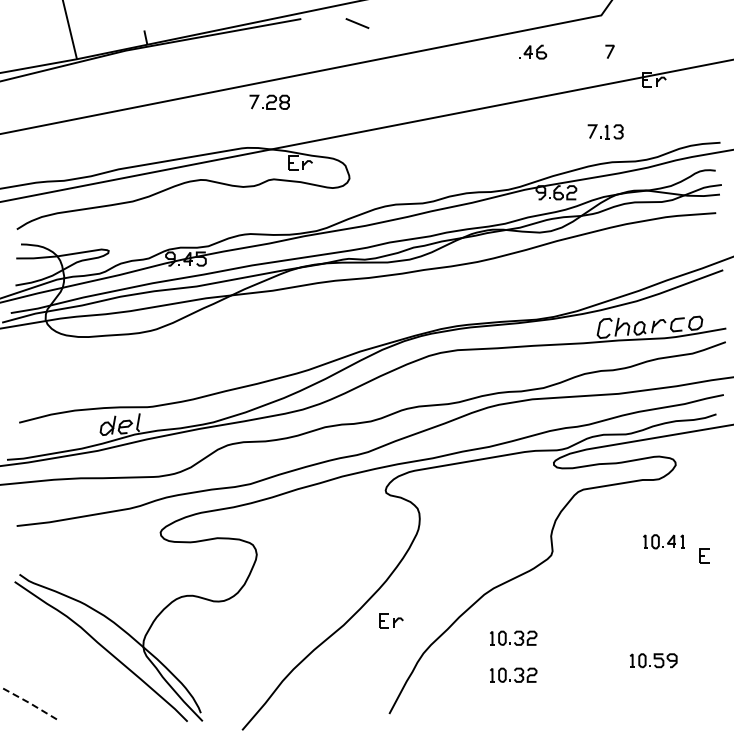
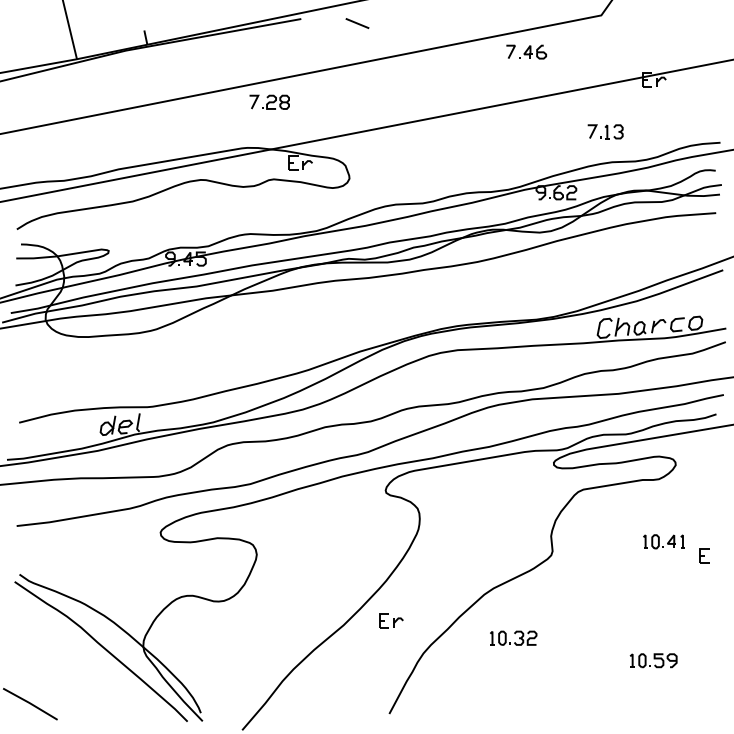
line position: (610, 51) -> (511, 51) (511, 51)
part: present -> none (513, 674)
line: dashed -> solid (30, 703)
